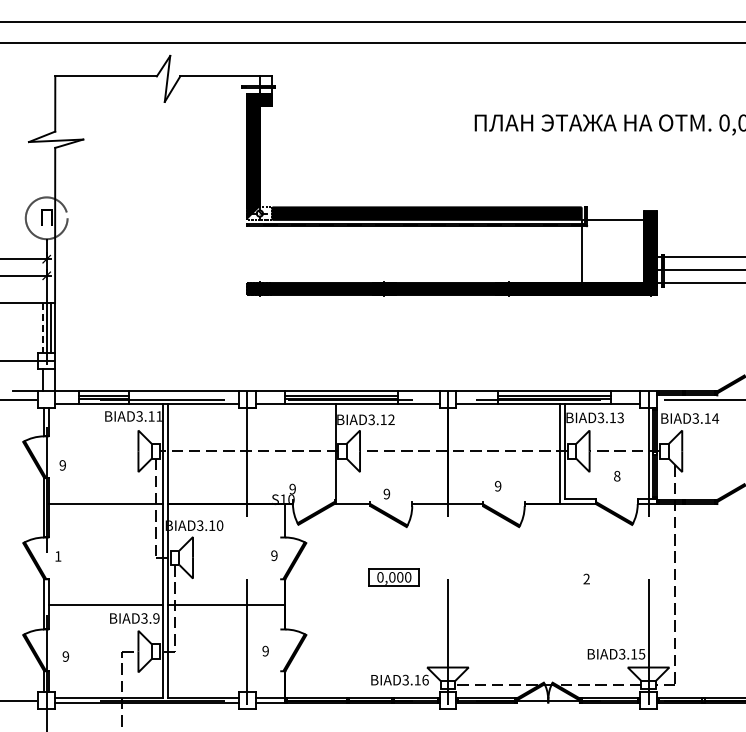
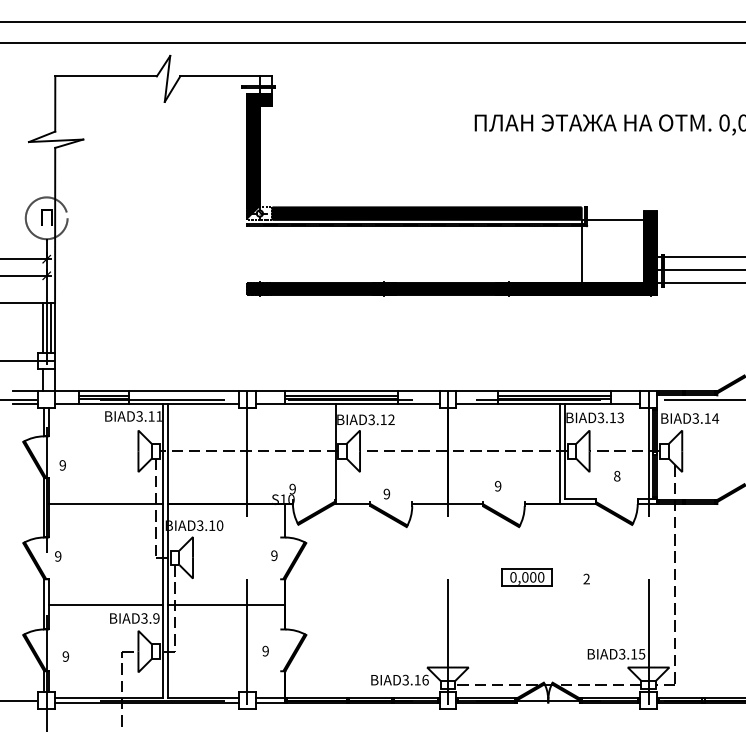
line: dashed -> solid (42, 328)
line: none -> present (25, 403)
text: 1 -> 9 (58, 556)
part position: (393, 577) -> (526, 577) (526, 577)
